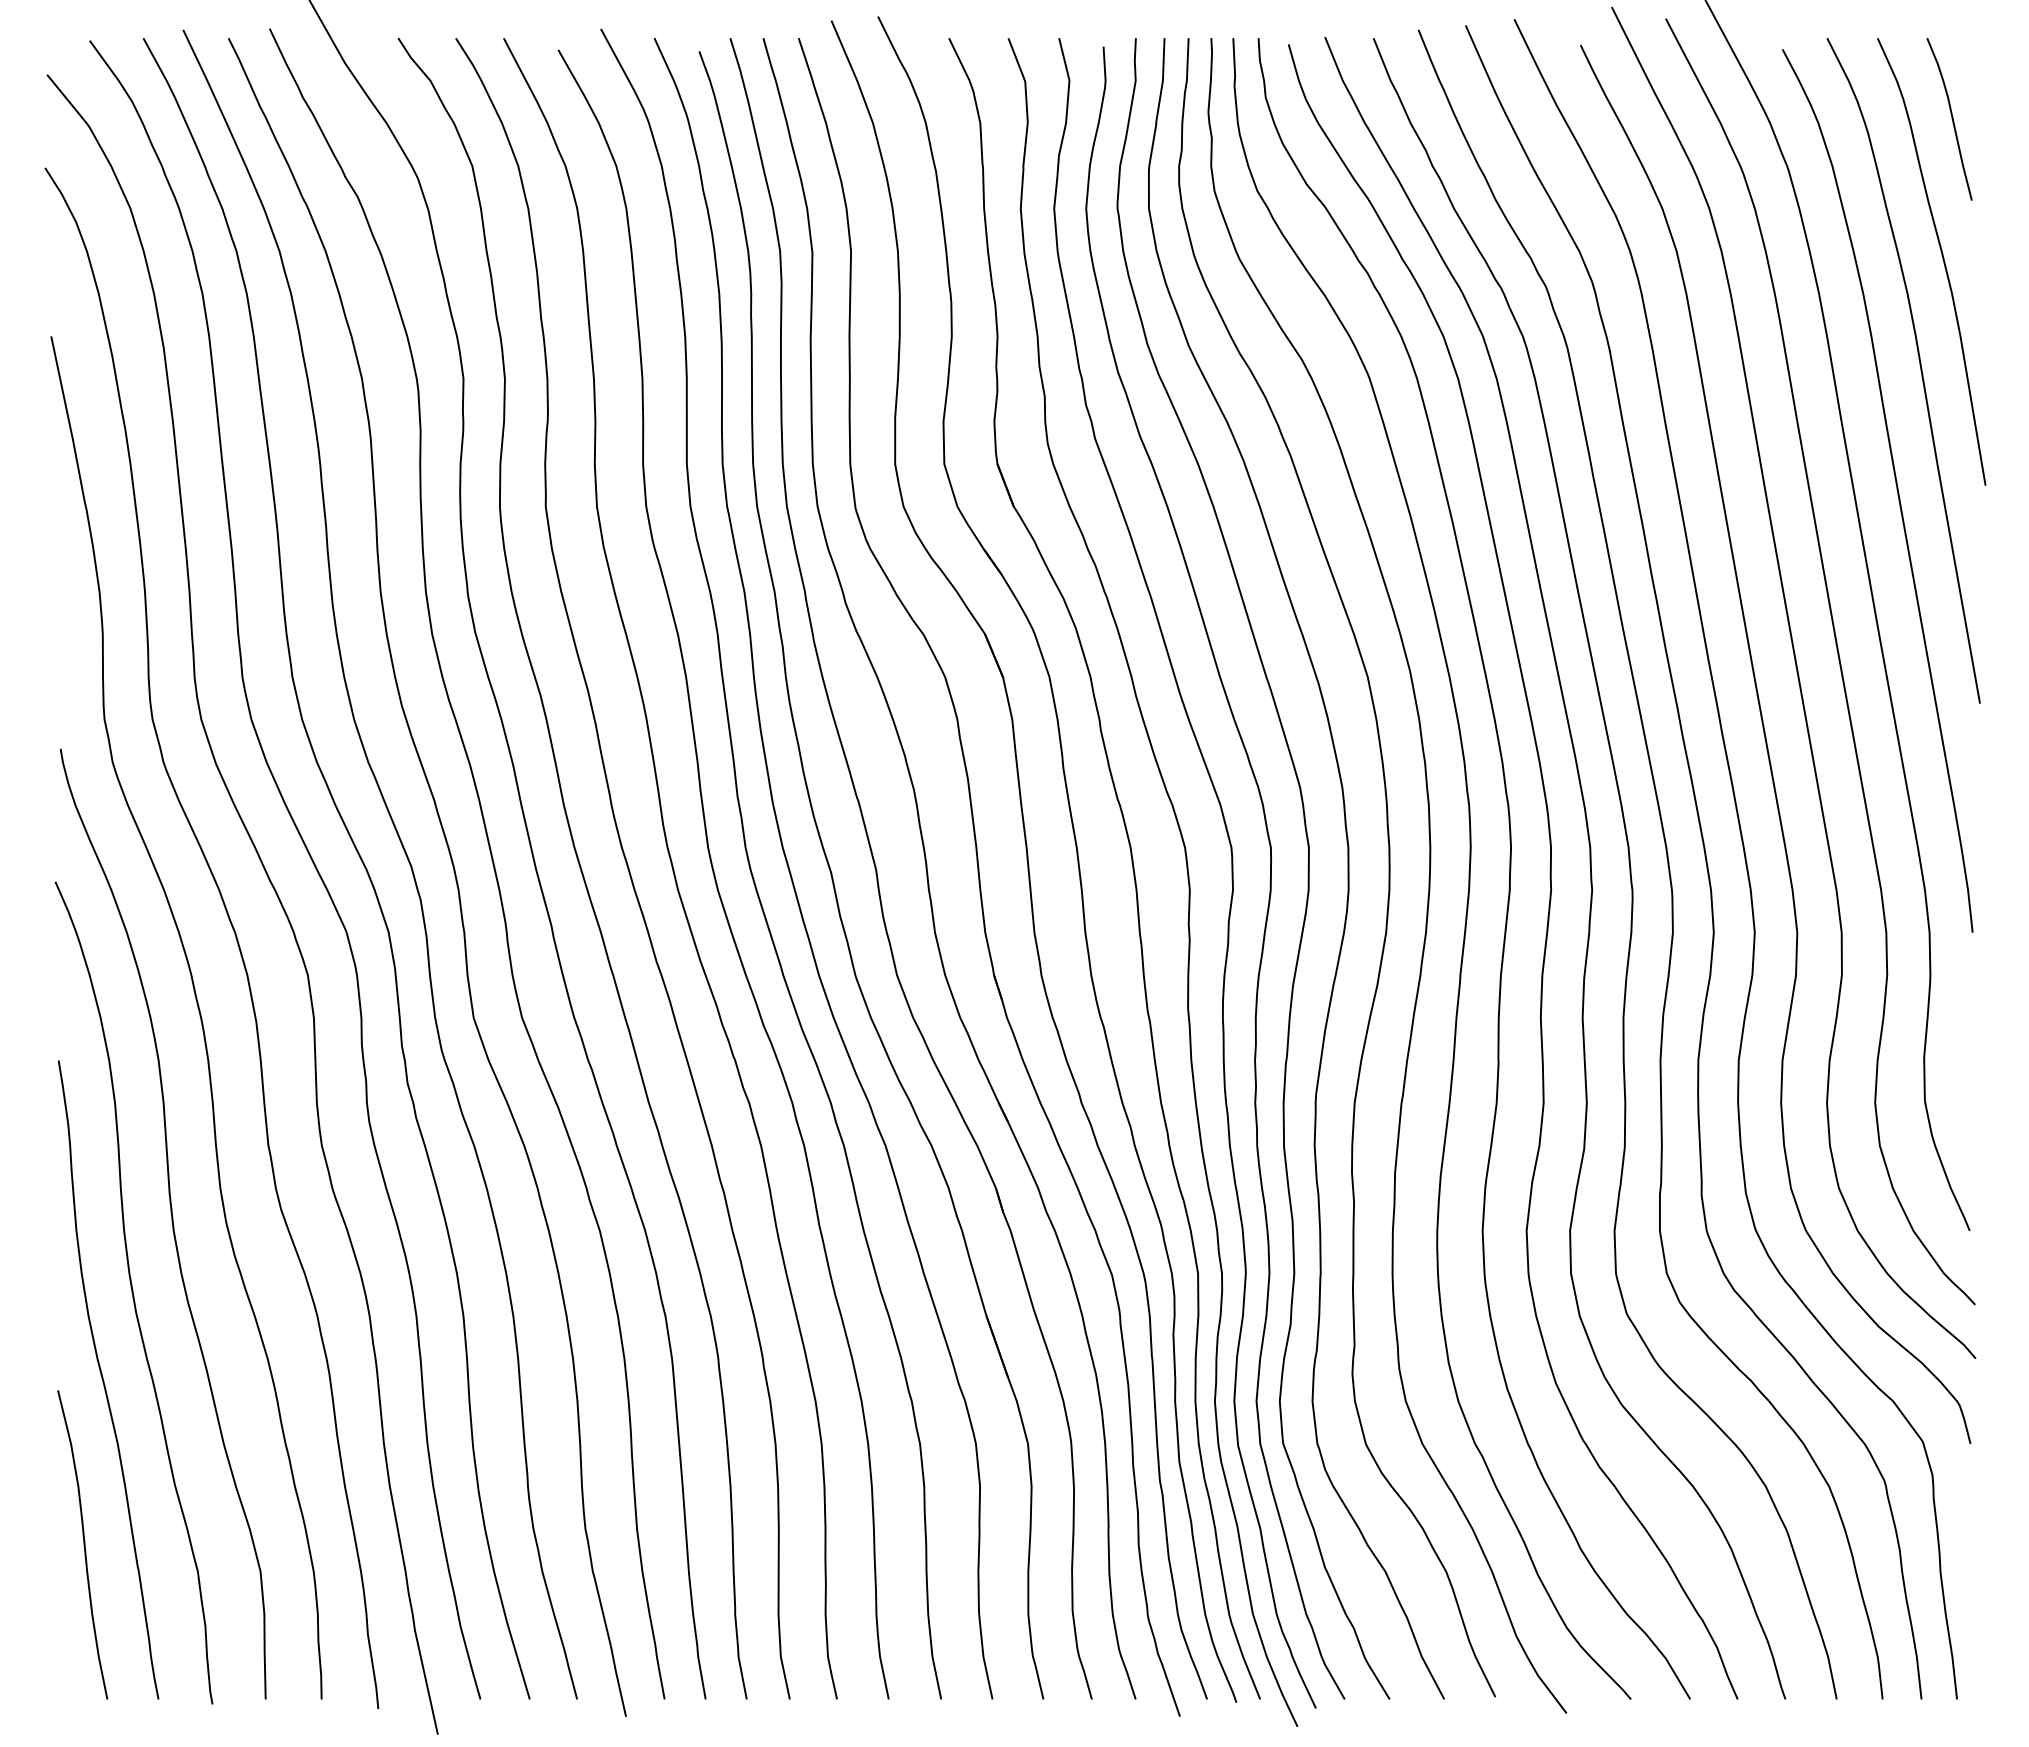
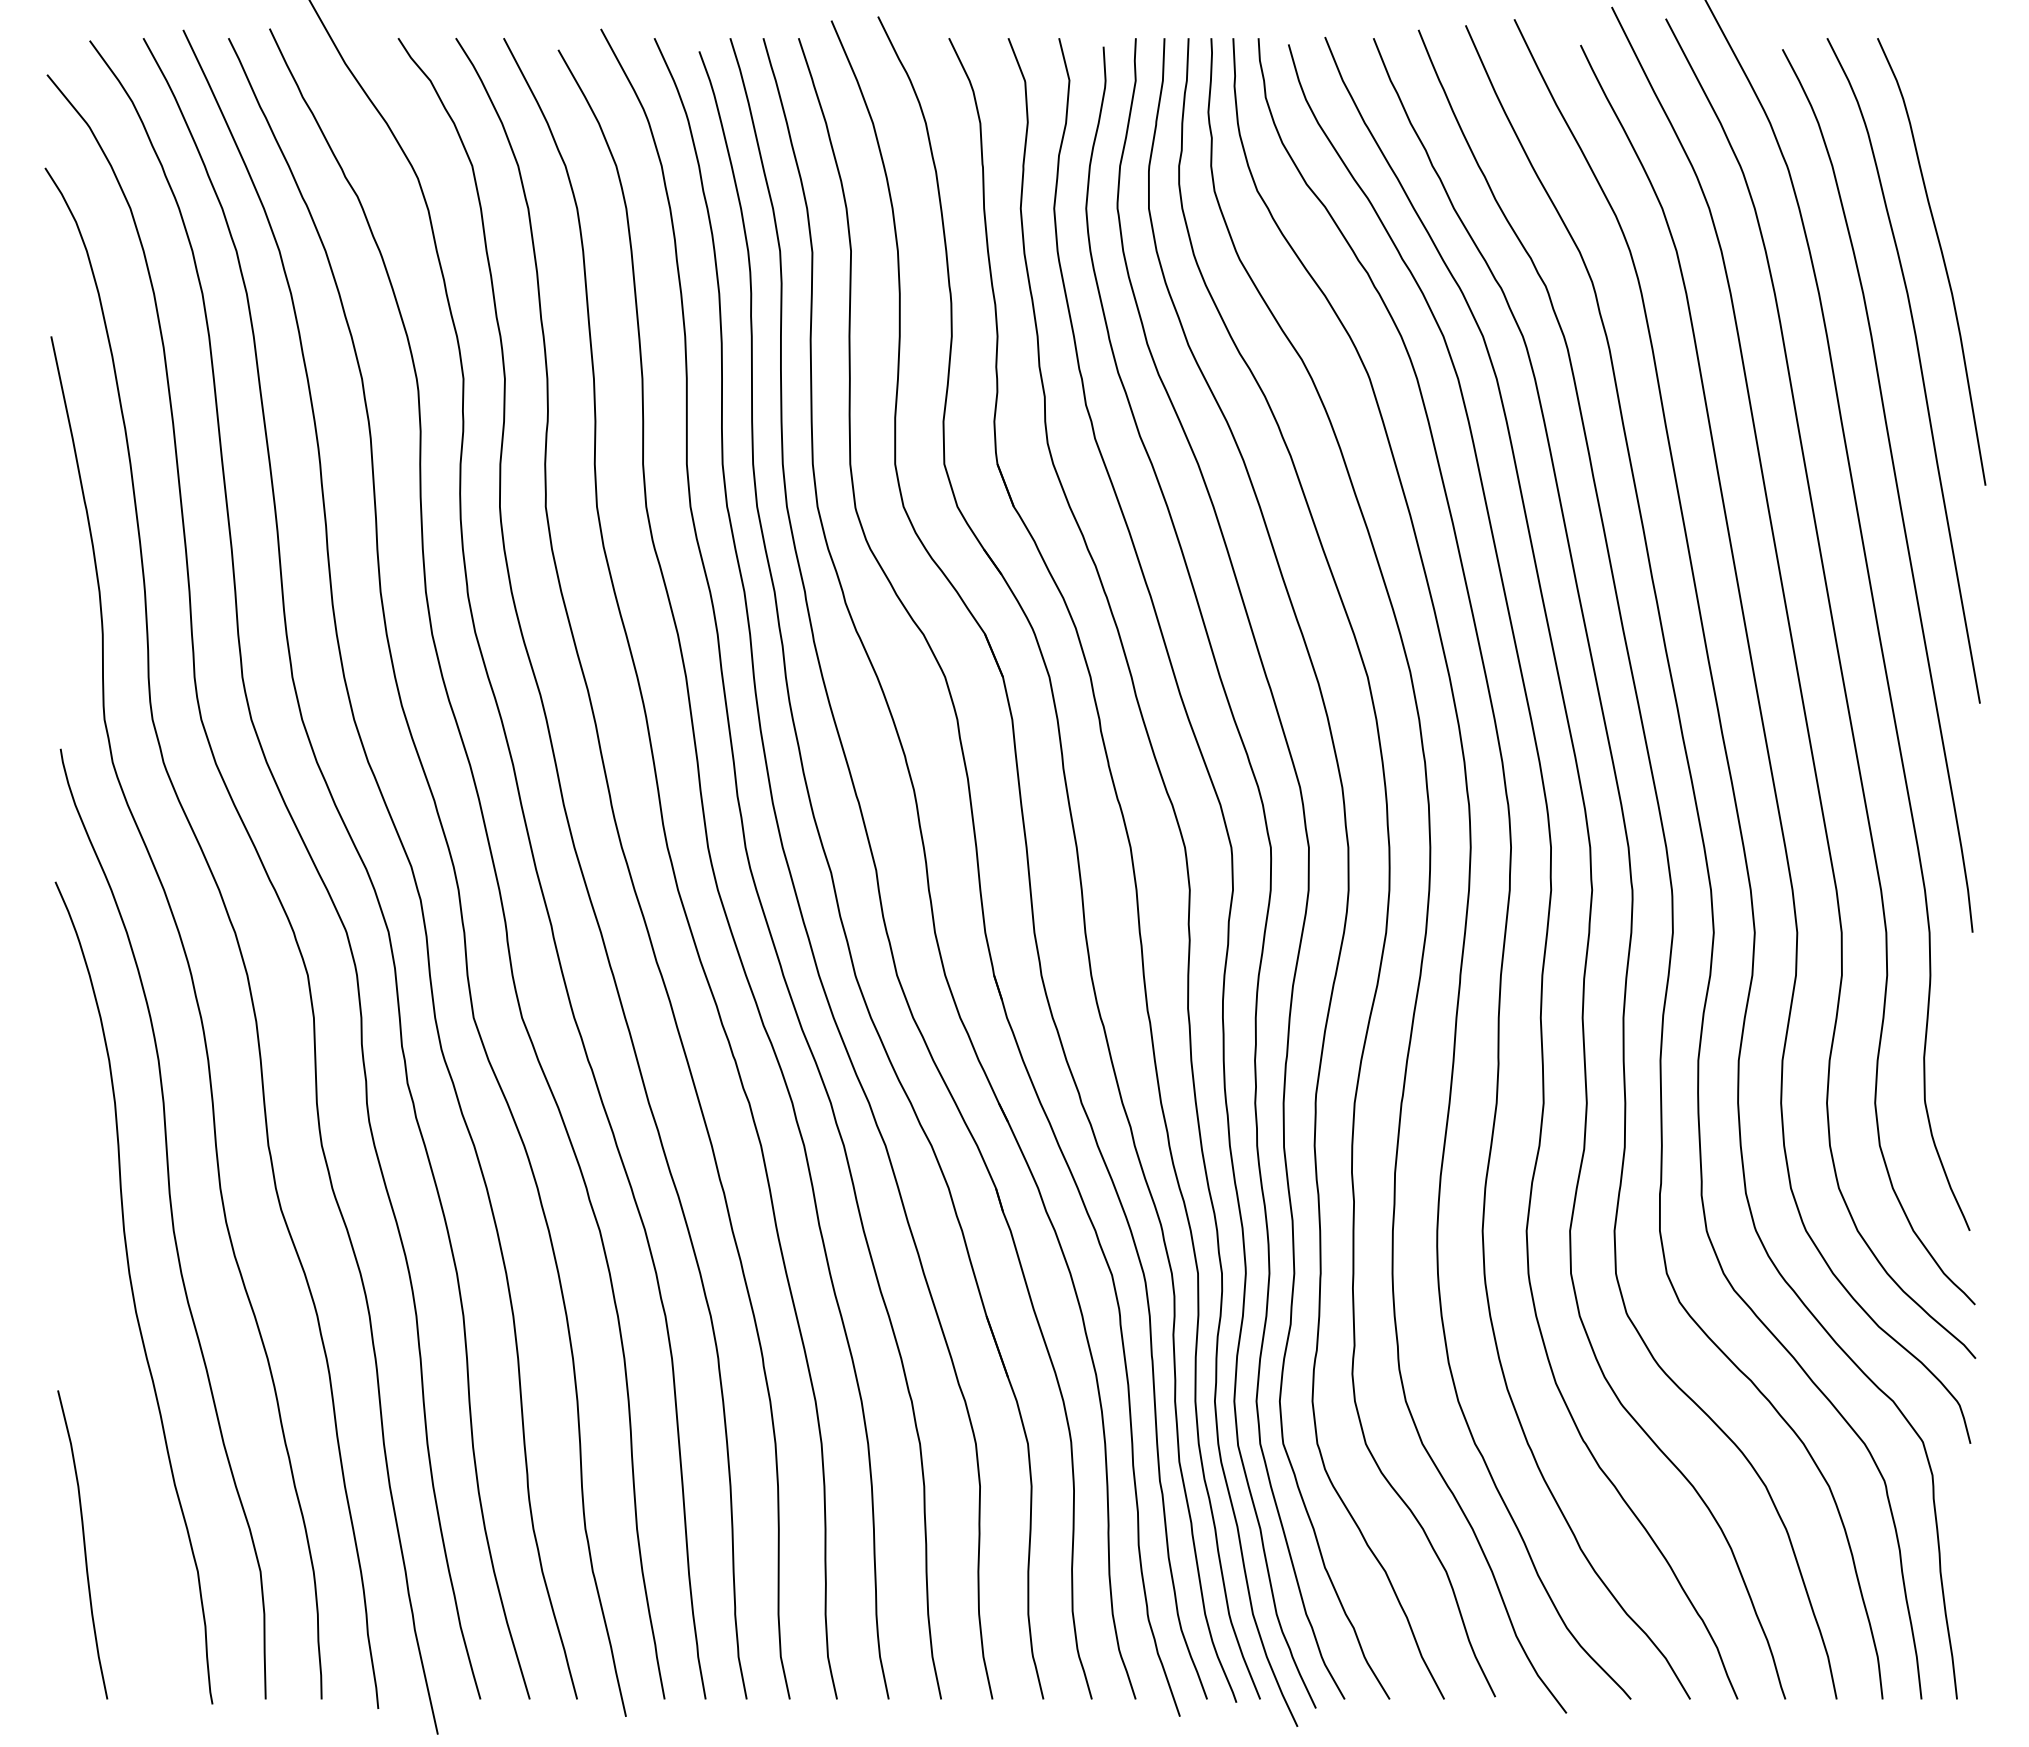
curve: present -> none (1951, 118)
curve: present -> none (104, 1381)
